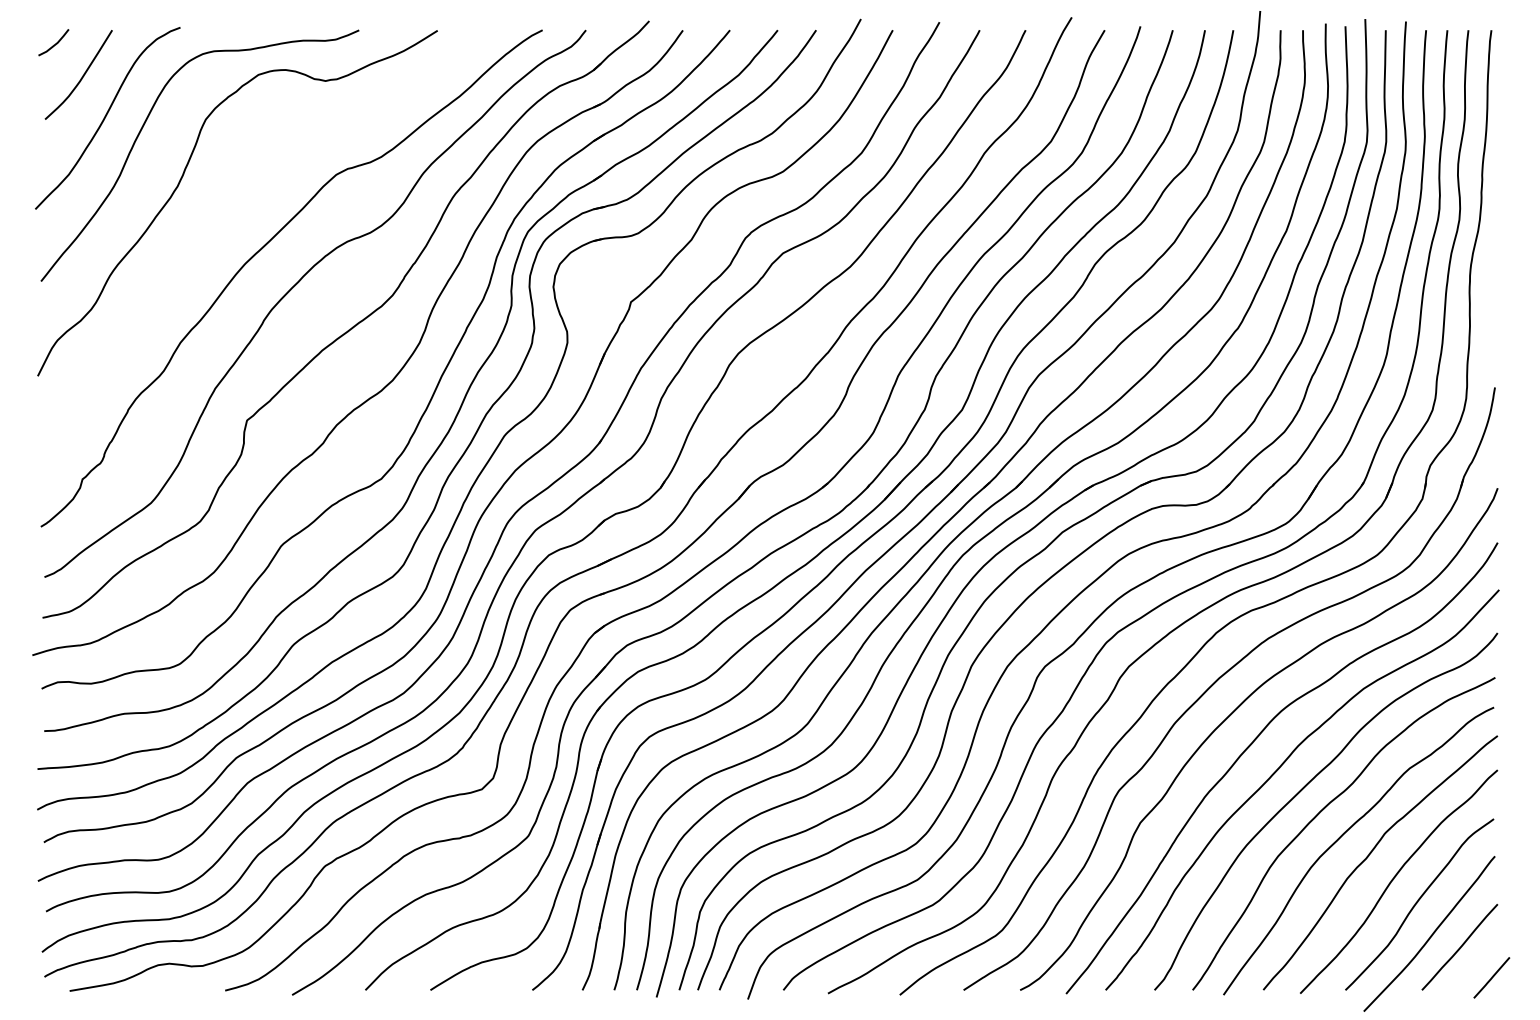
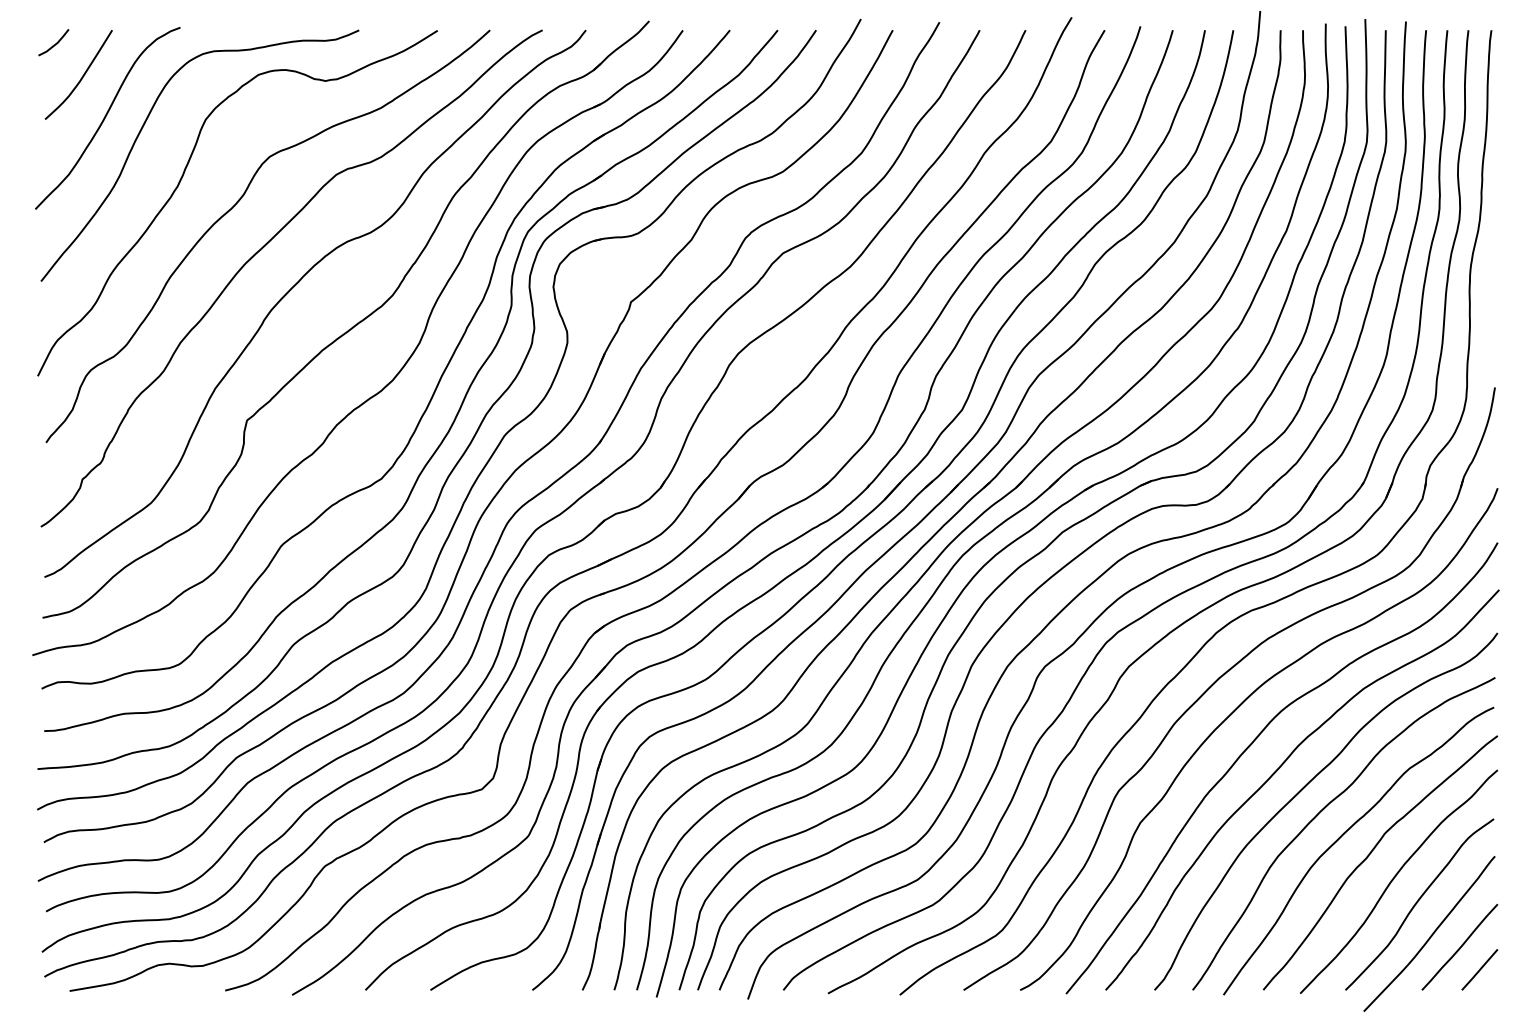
curve: none -> present (233, 208)
line position: (1491, 977) -> (1479, 969) (1479, 969)
